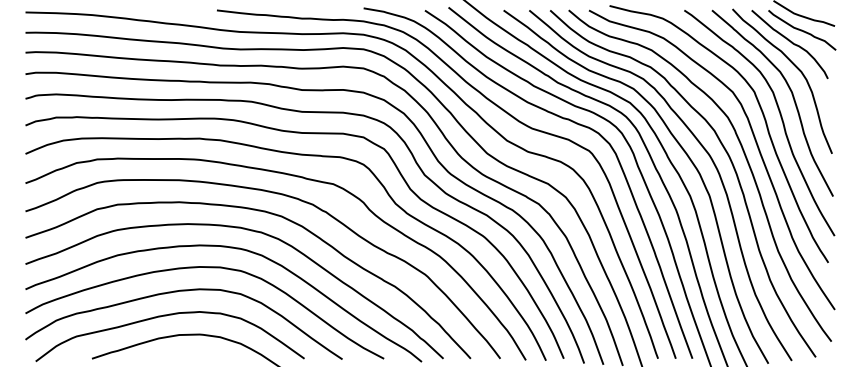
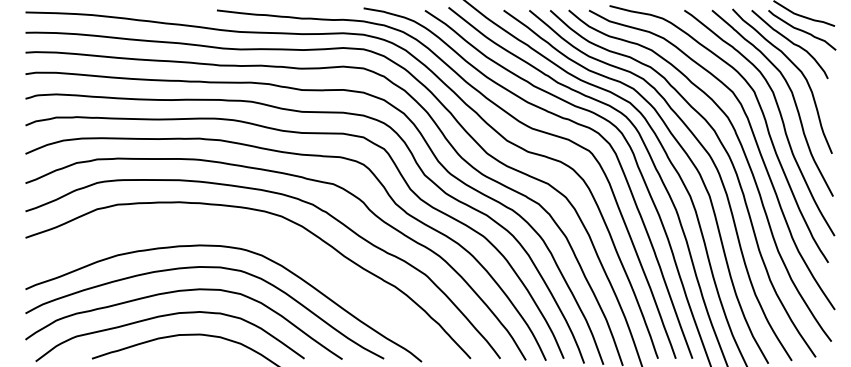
curve: present -> none (246, 230)
